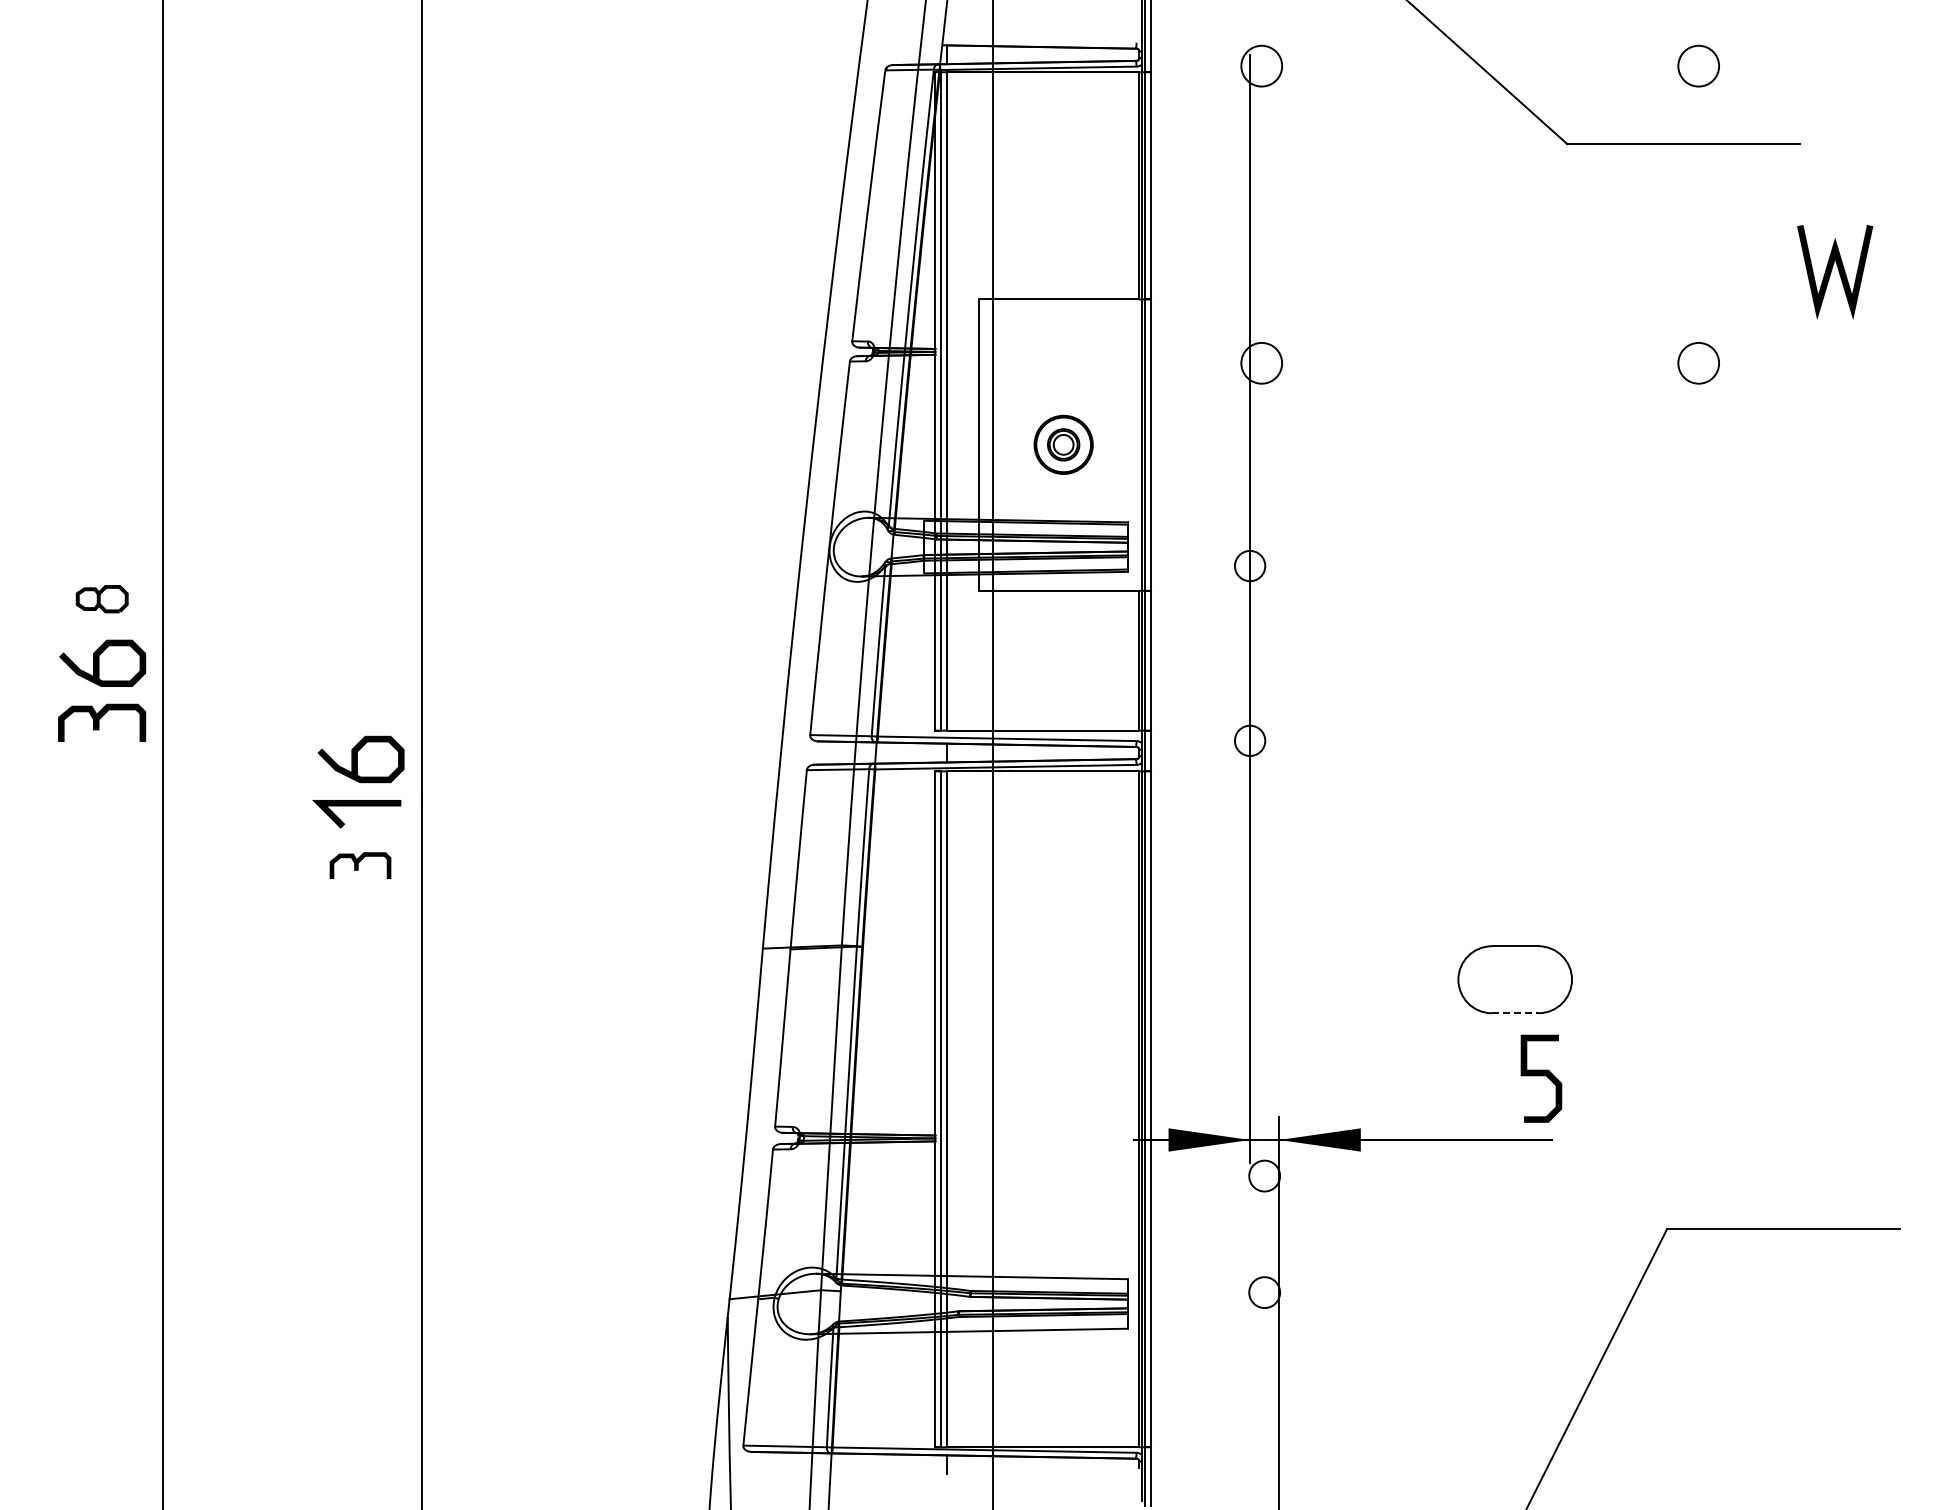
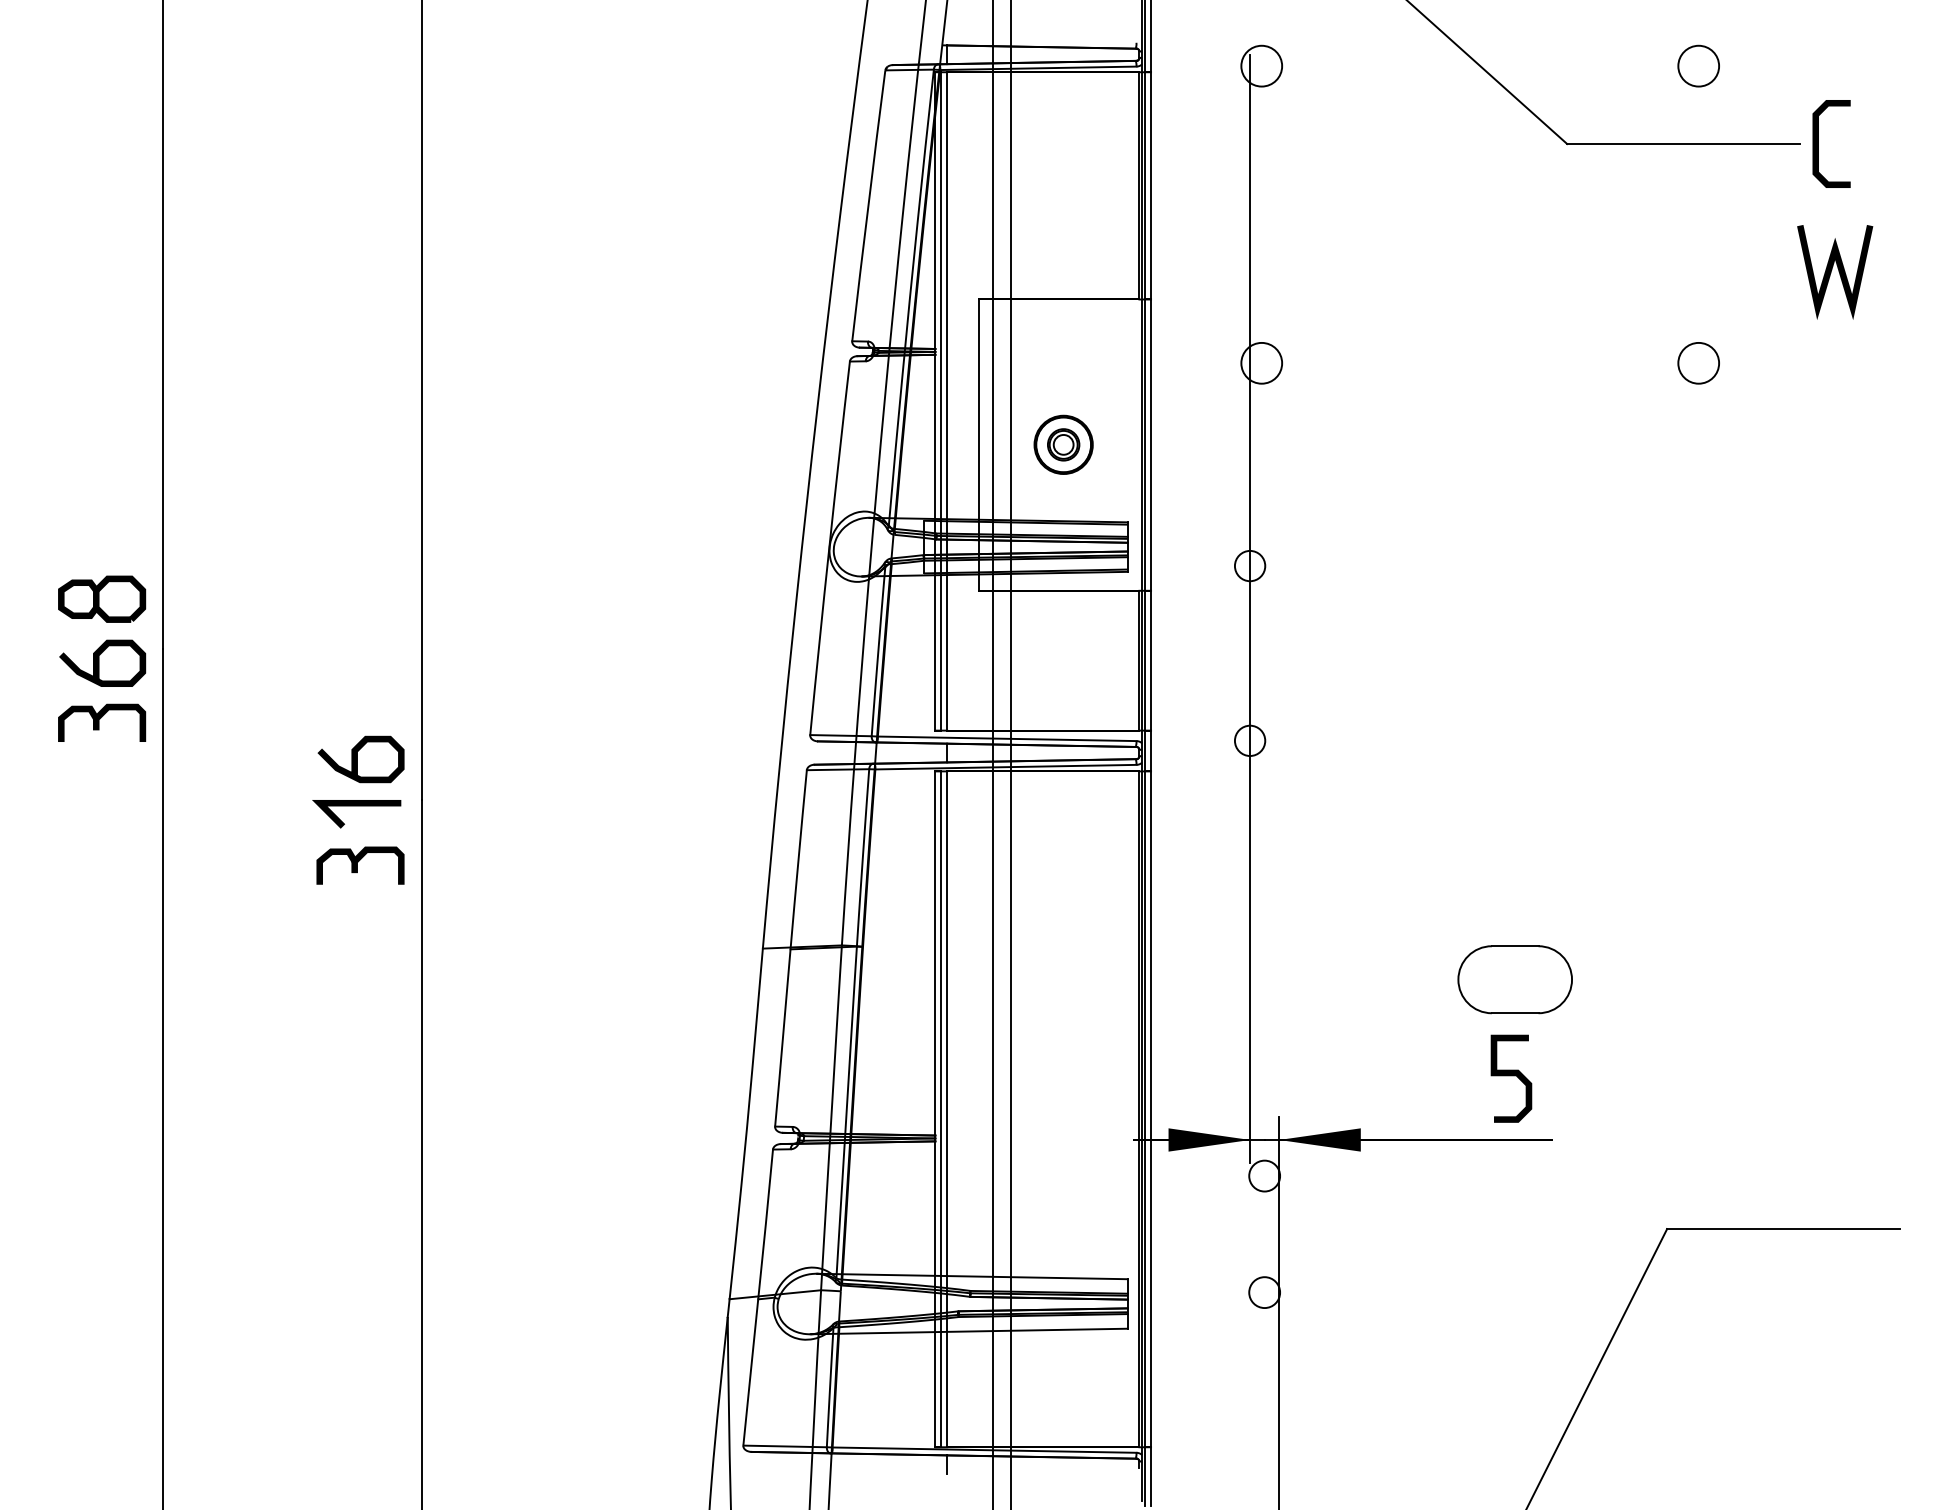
curve: none -> present (1818, 143)
part size: 54x29 px -> 89x48 px (102, 598)
line: none -> present (1011, 754)
part size: 63x27 px -> 89x39 px (360, 865)
line: dashed -> solid (1515, 1013)
curve position: (1541, 1076) -> (1511, 1076) (1511, 1076)
